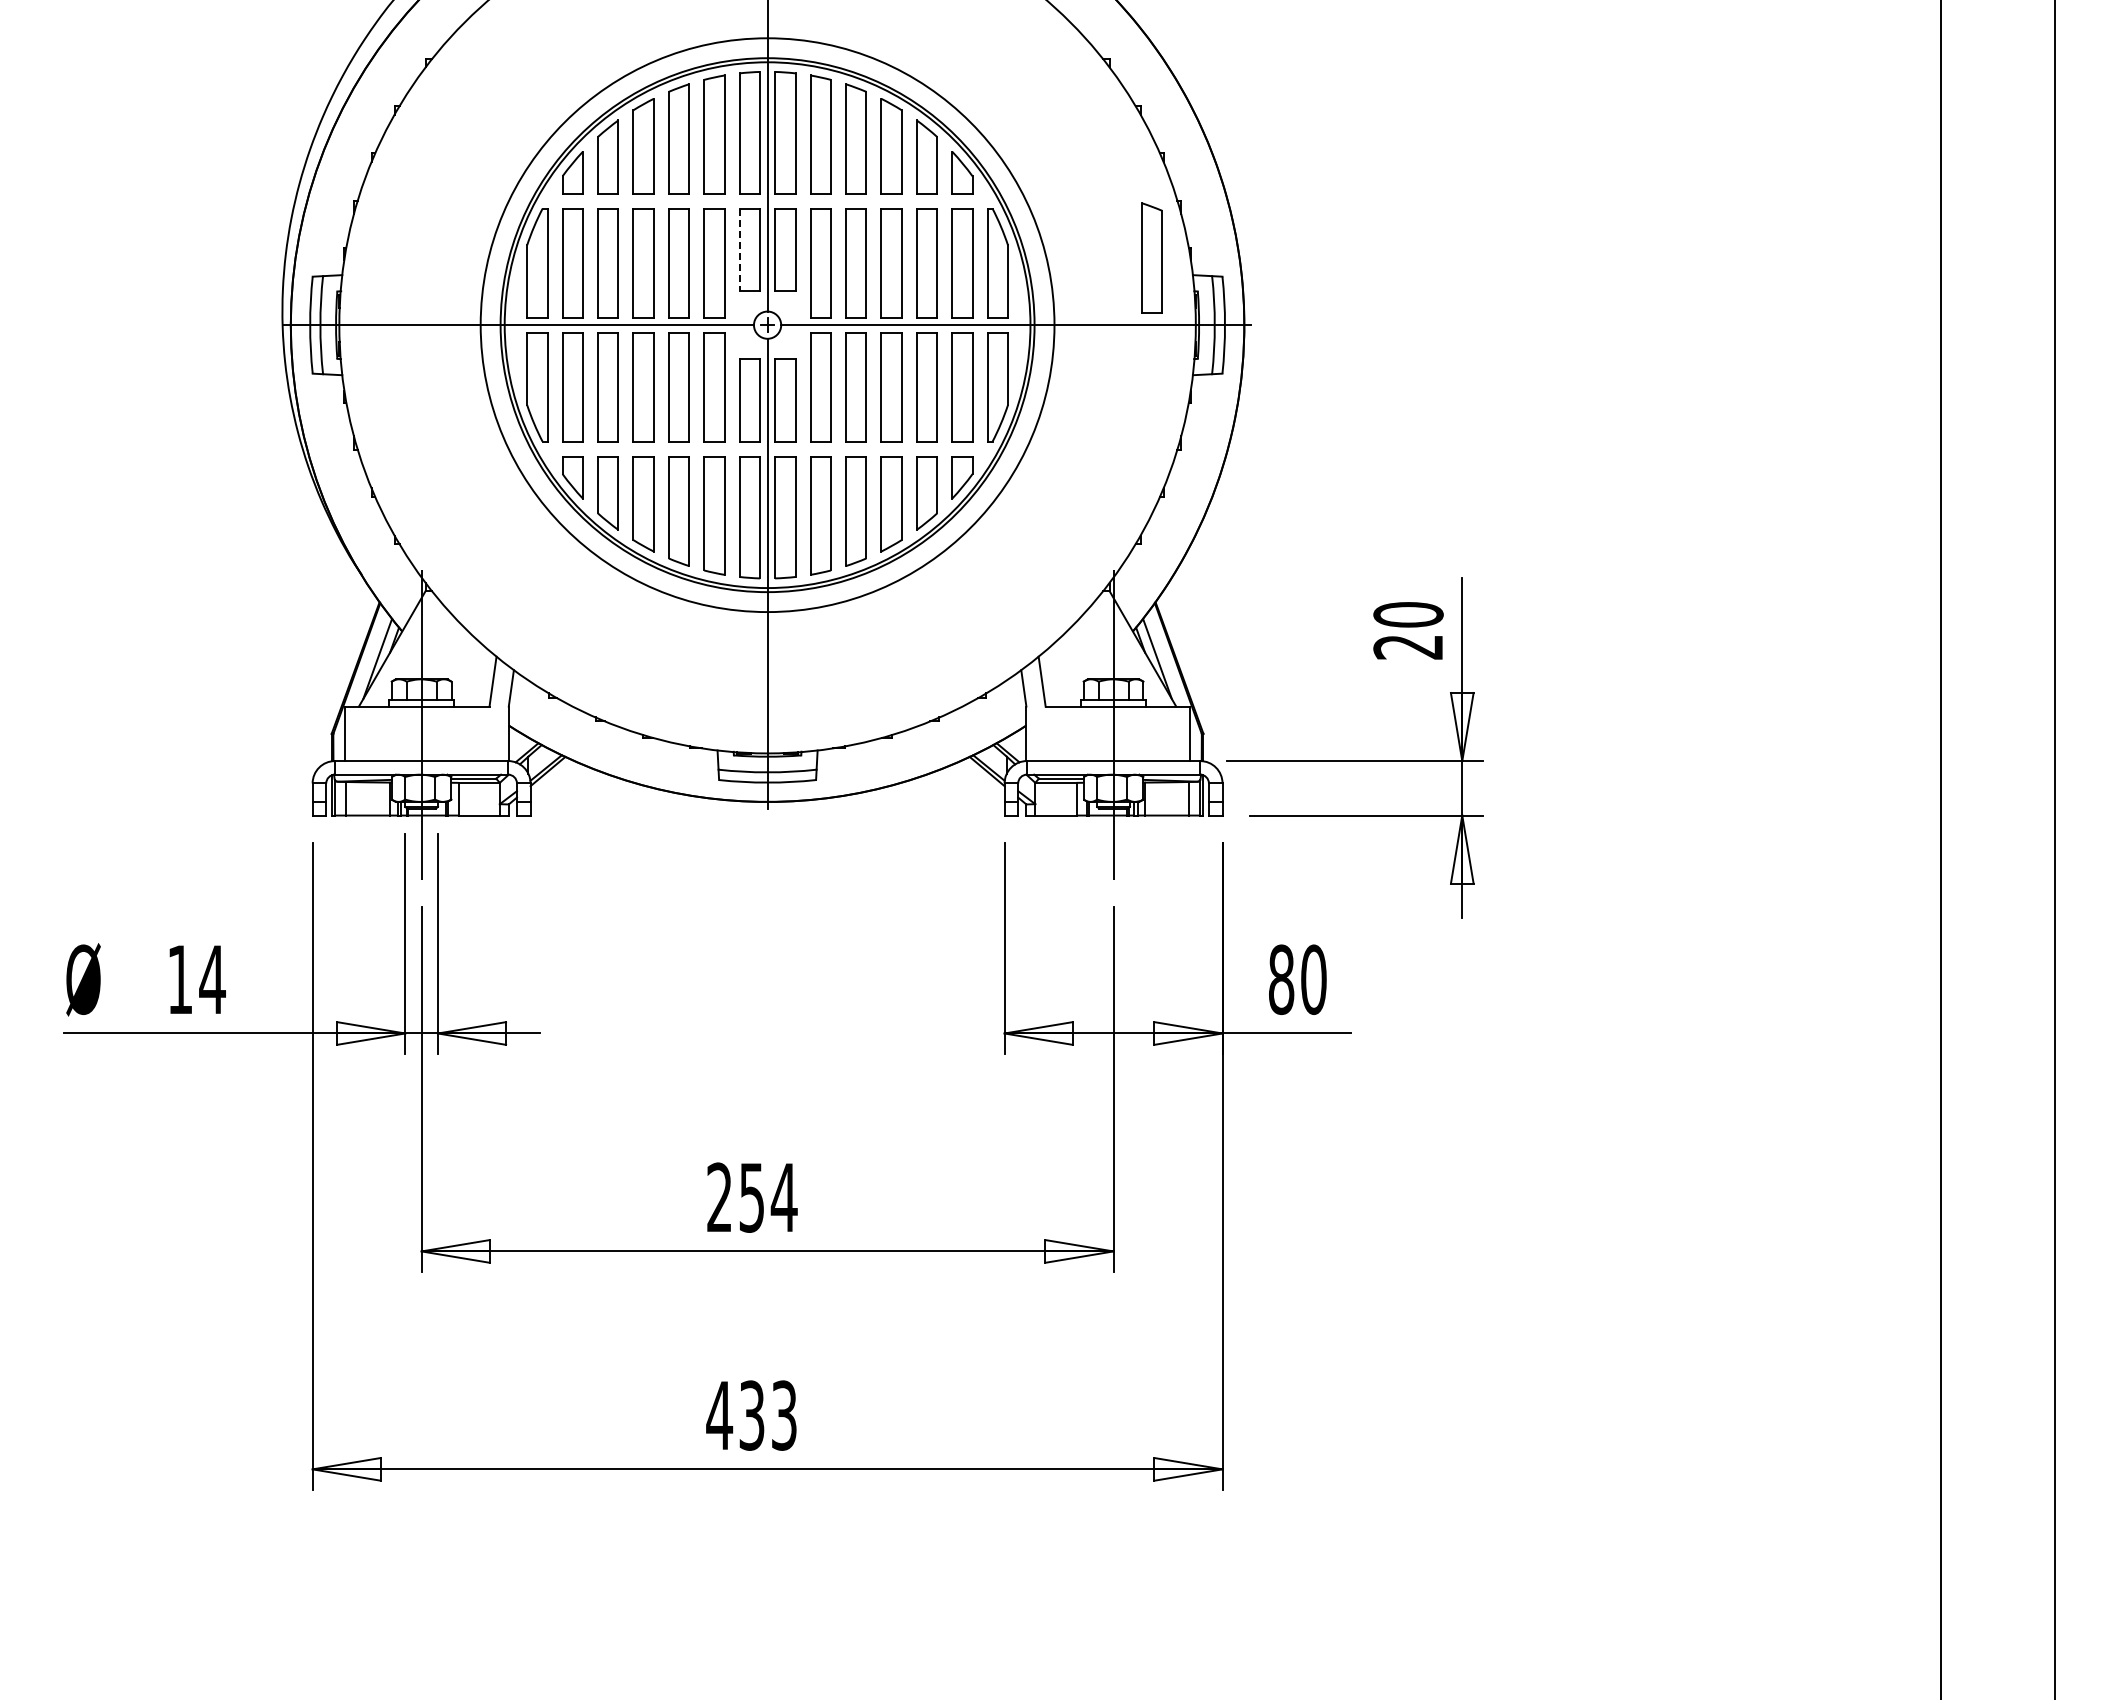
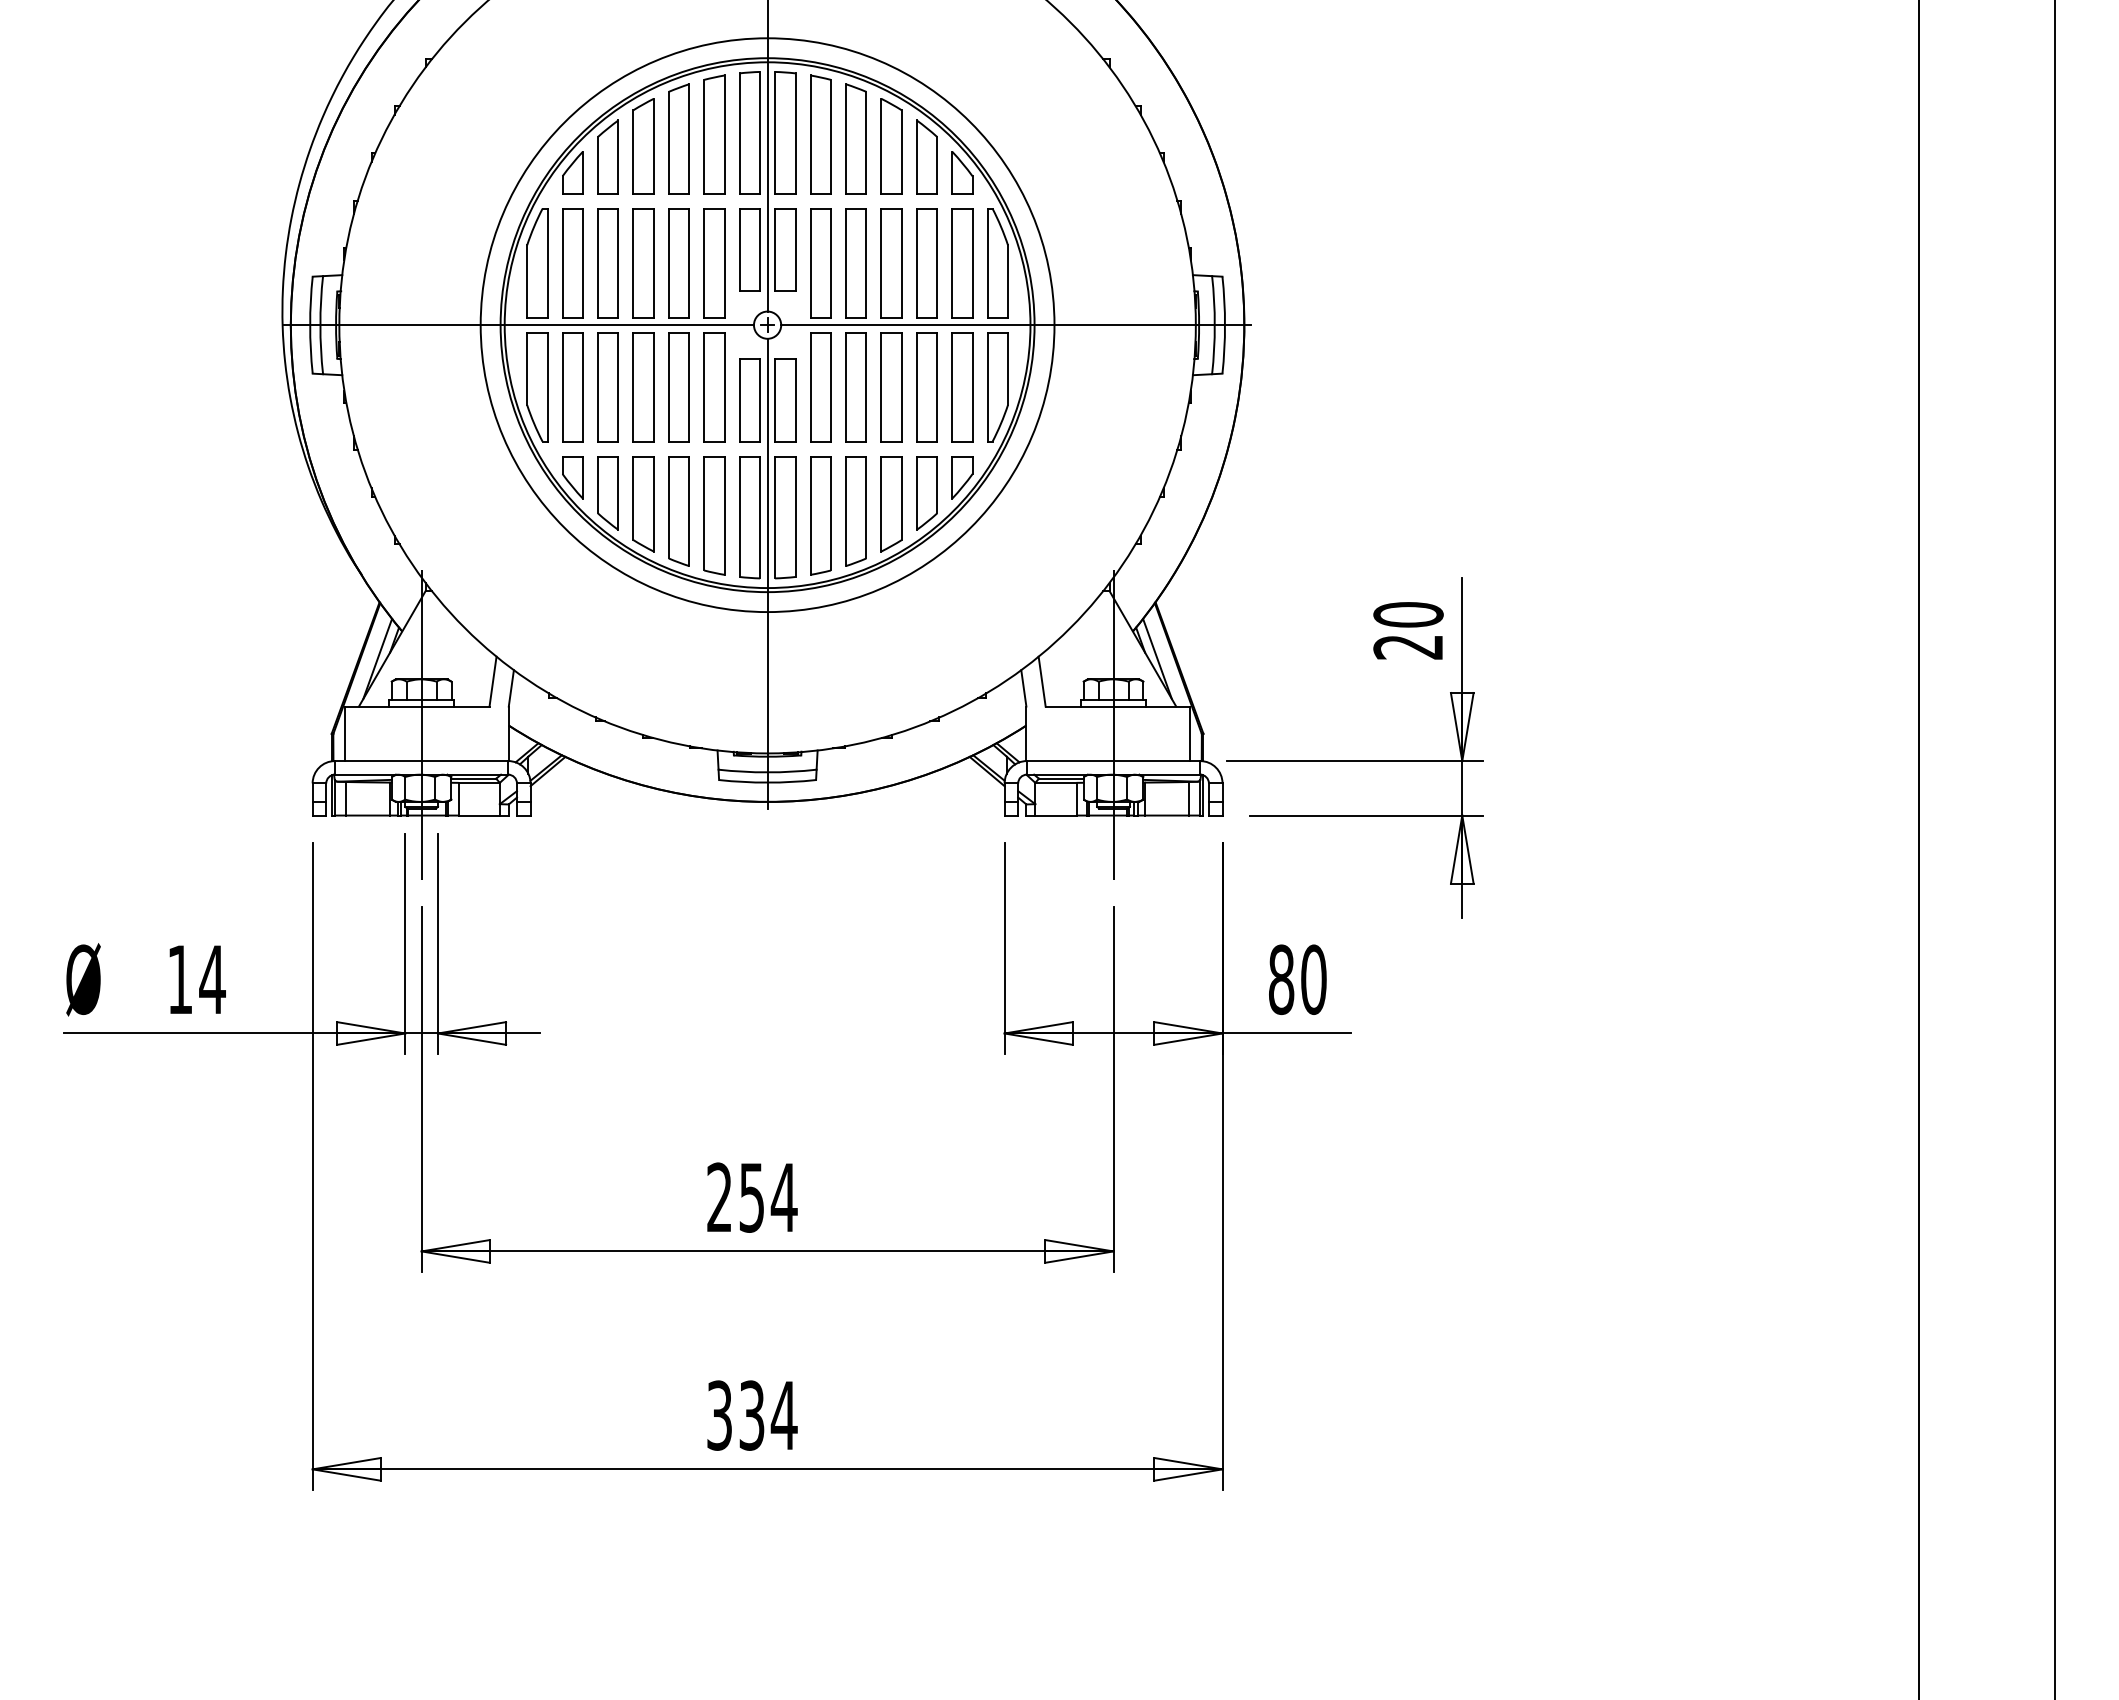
line: dashed -> solid (739, 250)
part: present -> none (1151, 257)
line position: (1941, 849) -> (1919, 849) (1919, 849)
text: 433 -> 334 (751, 1415)
